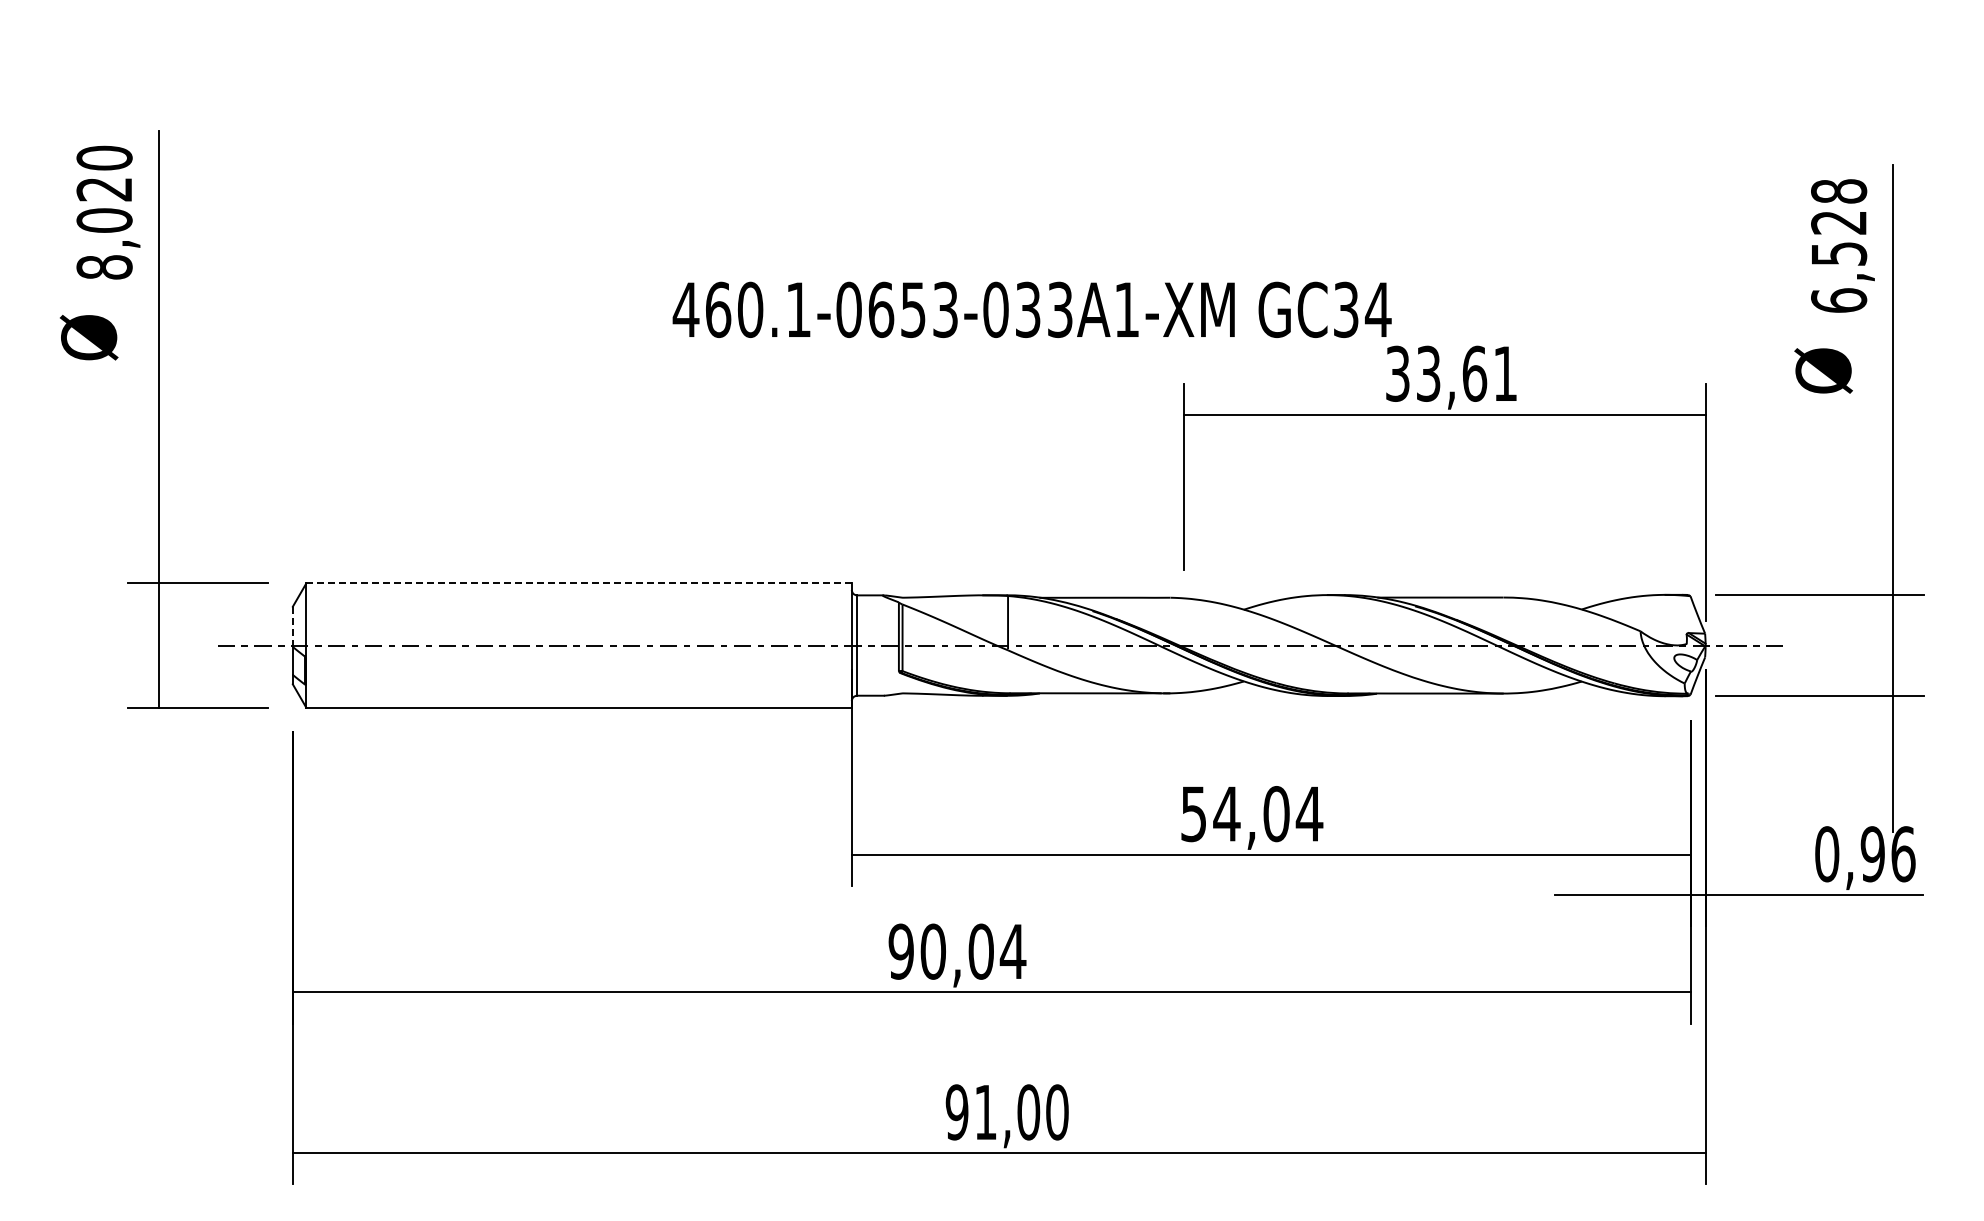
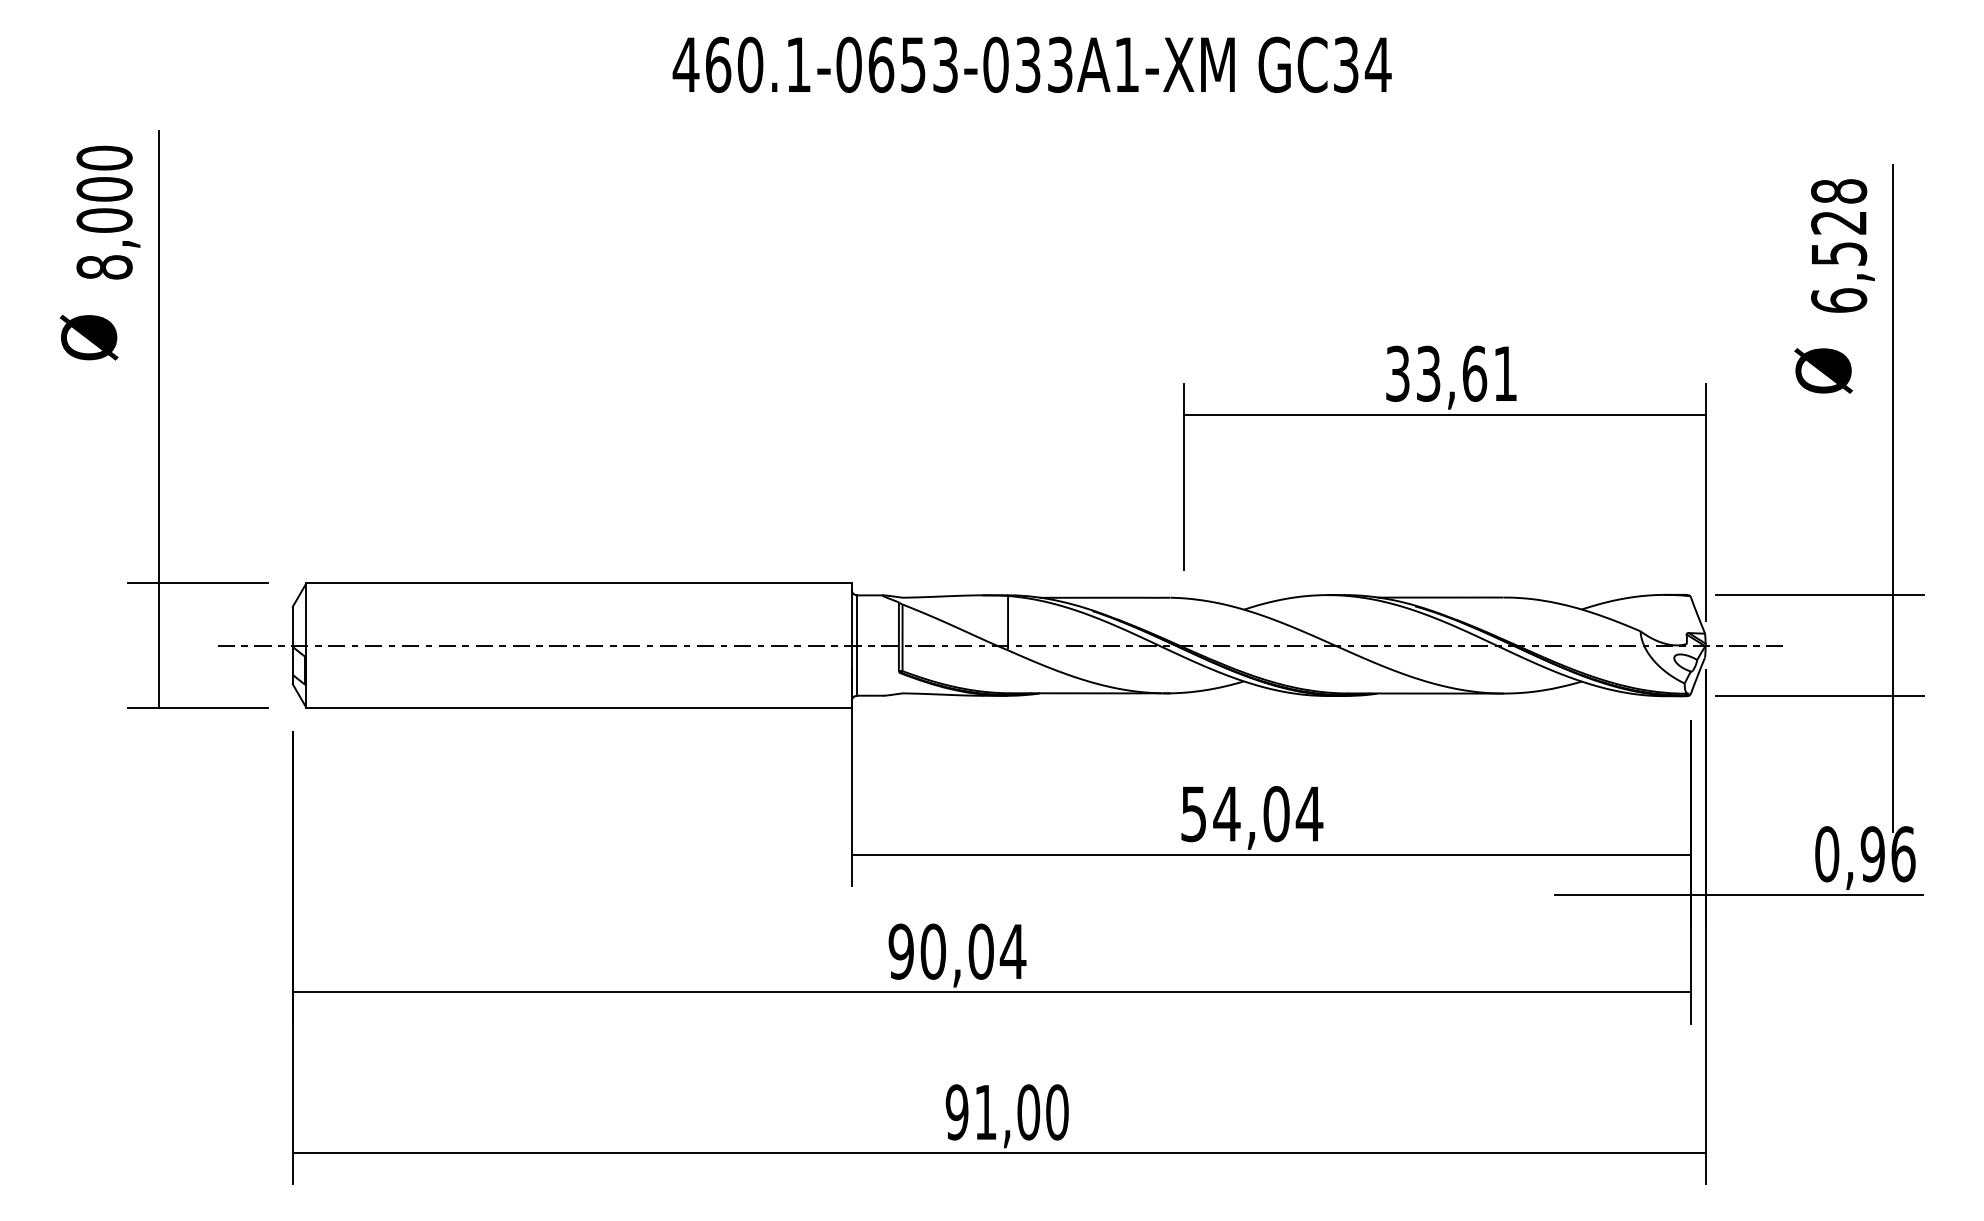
text: 8,020 -> 8,000 (104, 189)
text position: (1031, 309) -> (1031, 64) (1031, 64)
line: dashed -> solid (579, 583)
line: dashed -> solid (292, 627)
